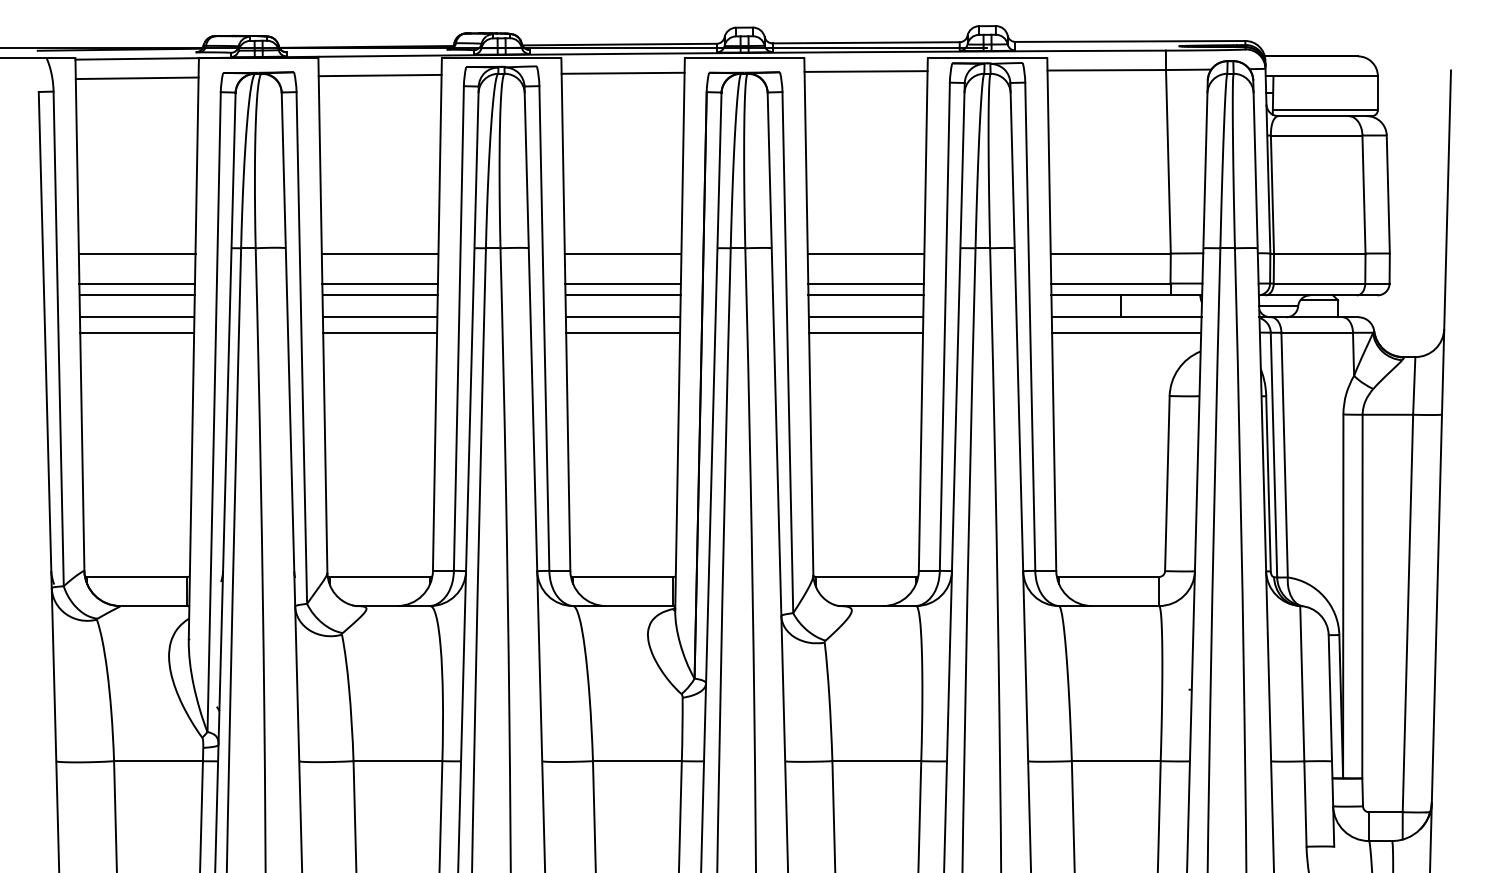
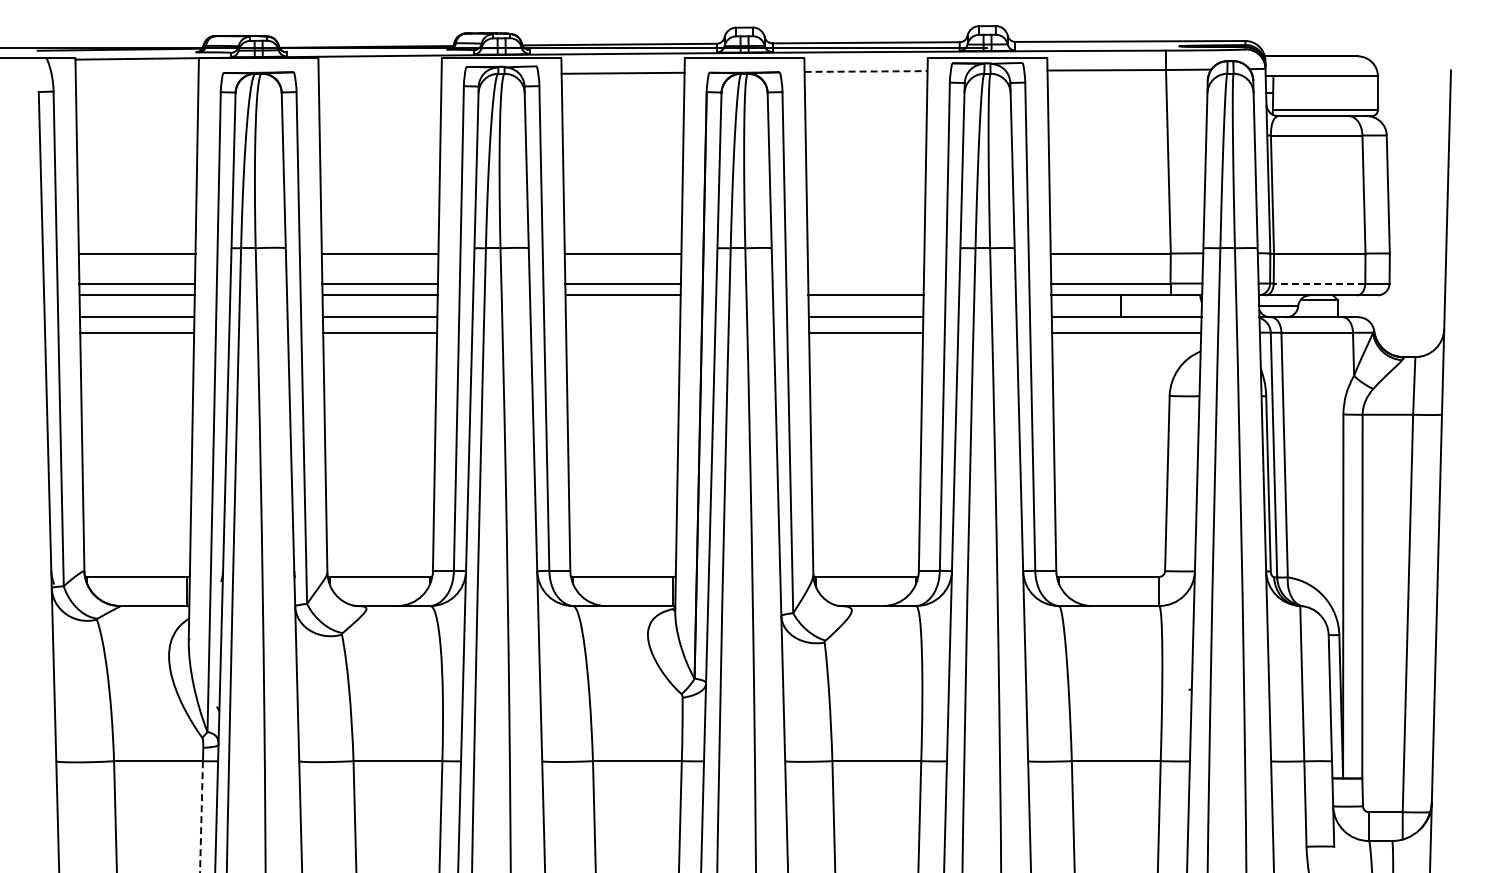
line: solid -> dashed (866, 71)
line: present -> none (379, 75)
line: present -> none (136, 78)
line: present -> none (865, 253)
line: present -> none (865, 283)
line: solid -> dashed (1319, 283)
line: present -> none (622, 317)
line: present -> none (623, 332)
line: solid -> dashed (201, 817)
